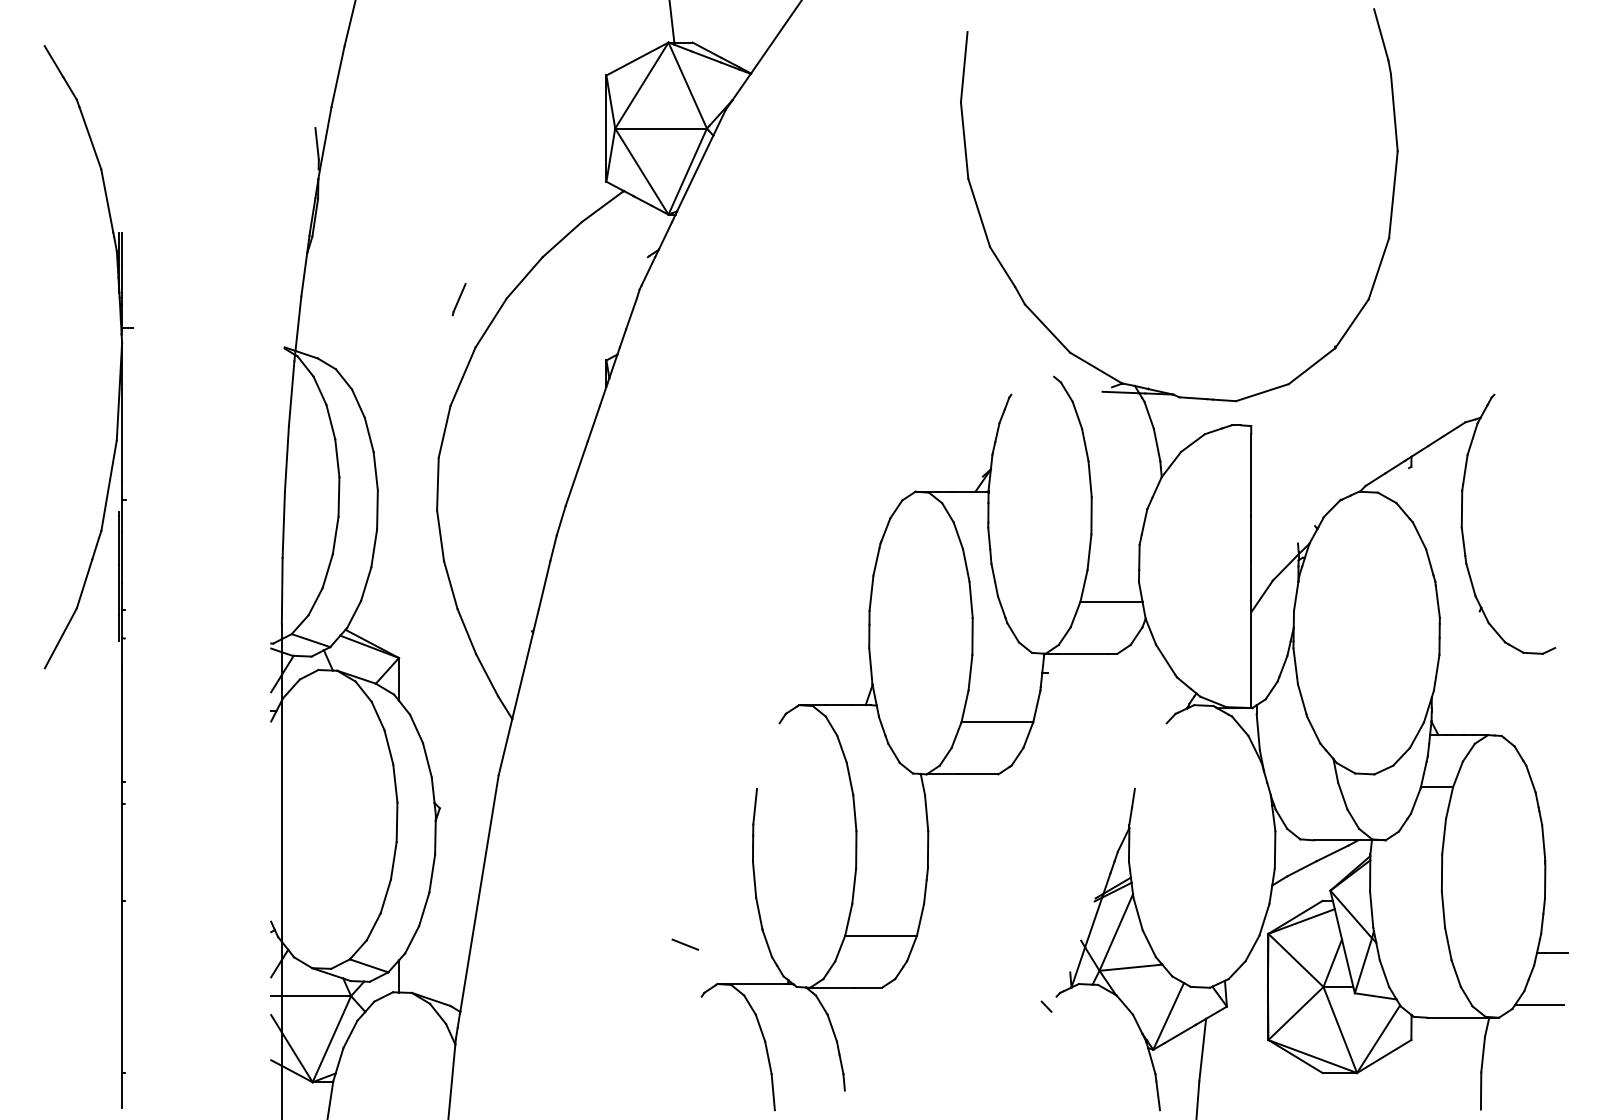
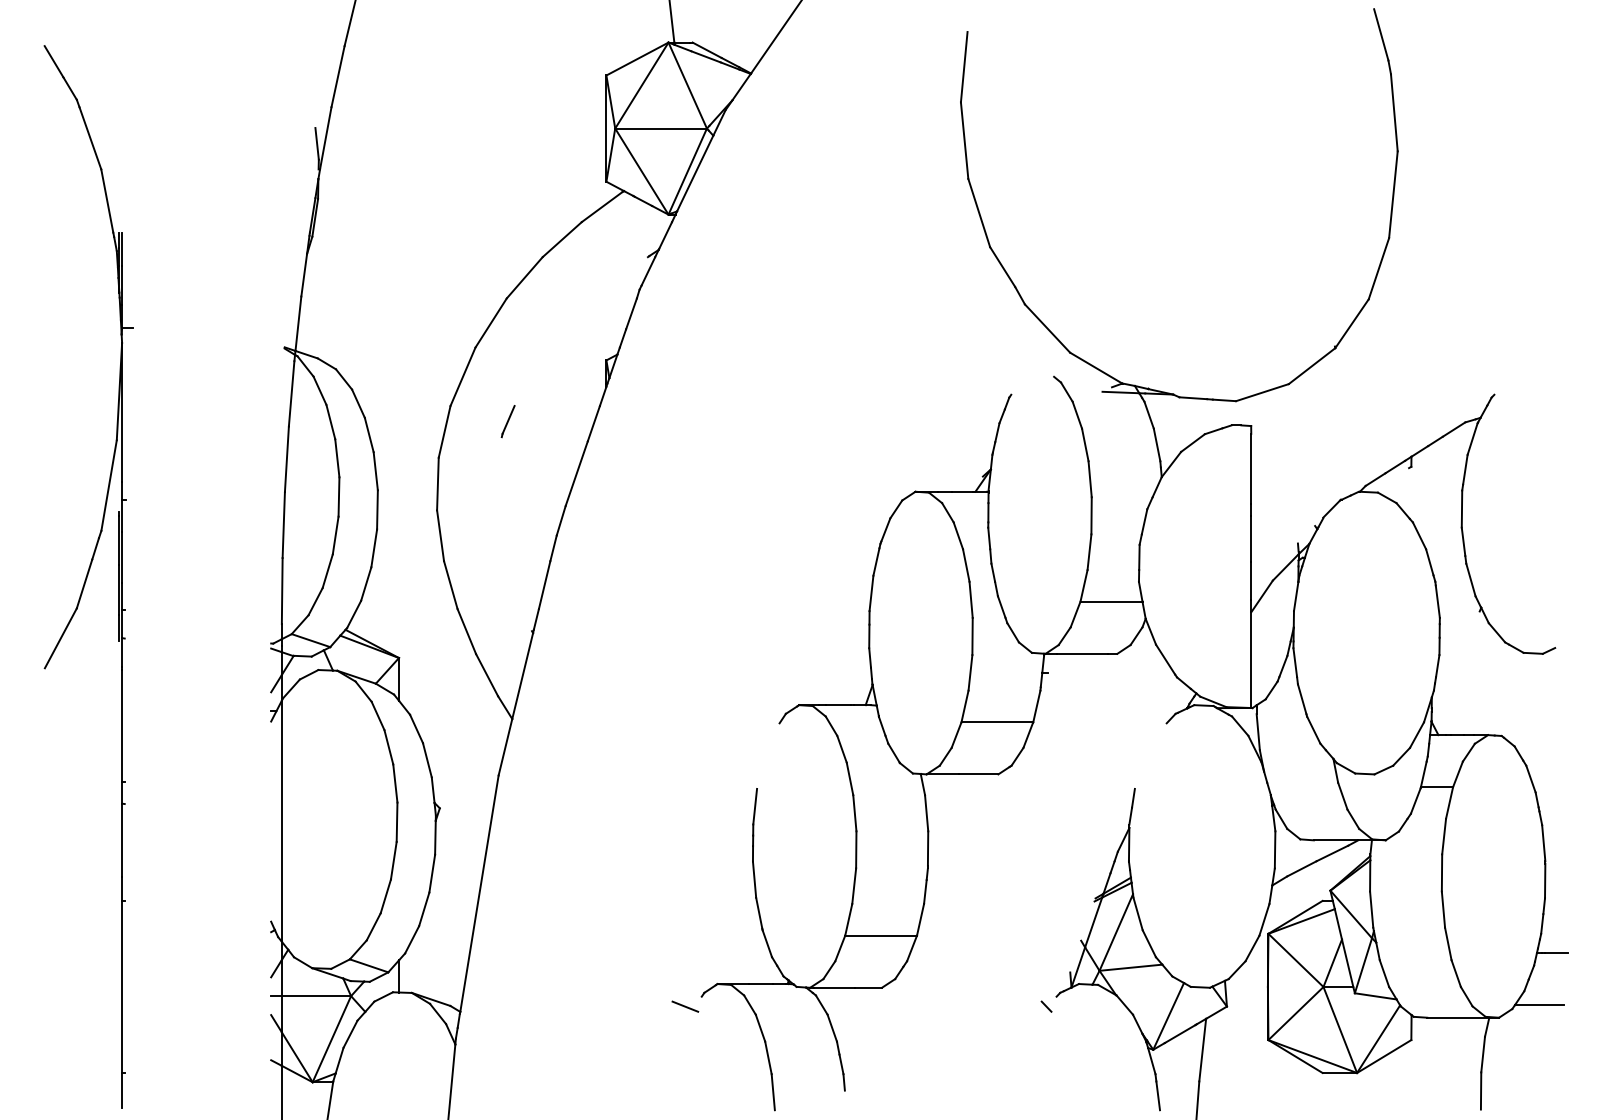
line position: (458, 299) -> (507, 421) (507, 421)
line position: (685, 944) -> (685, 1006) (685, 1006)
